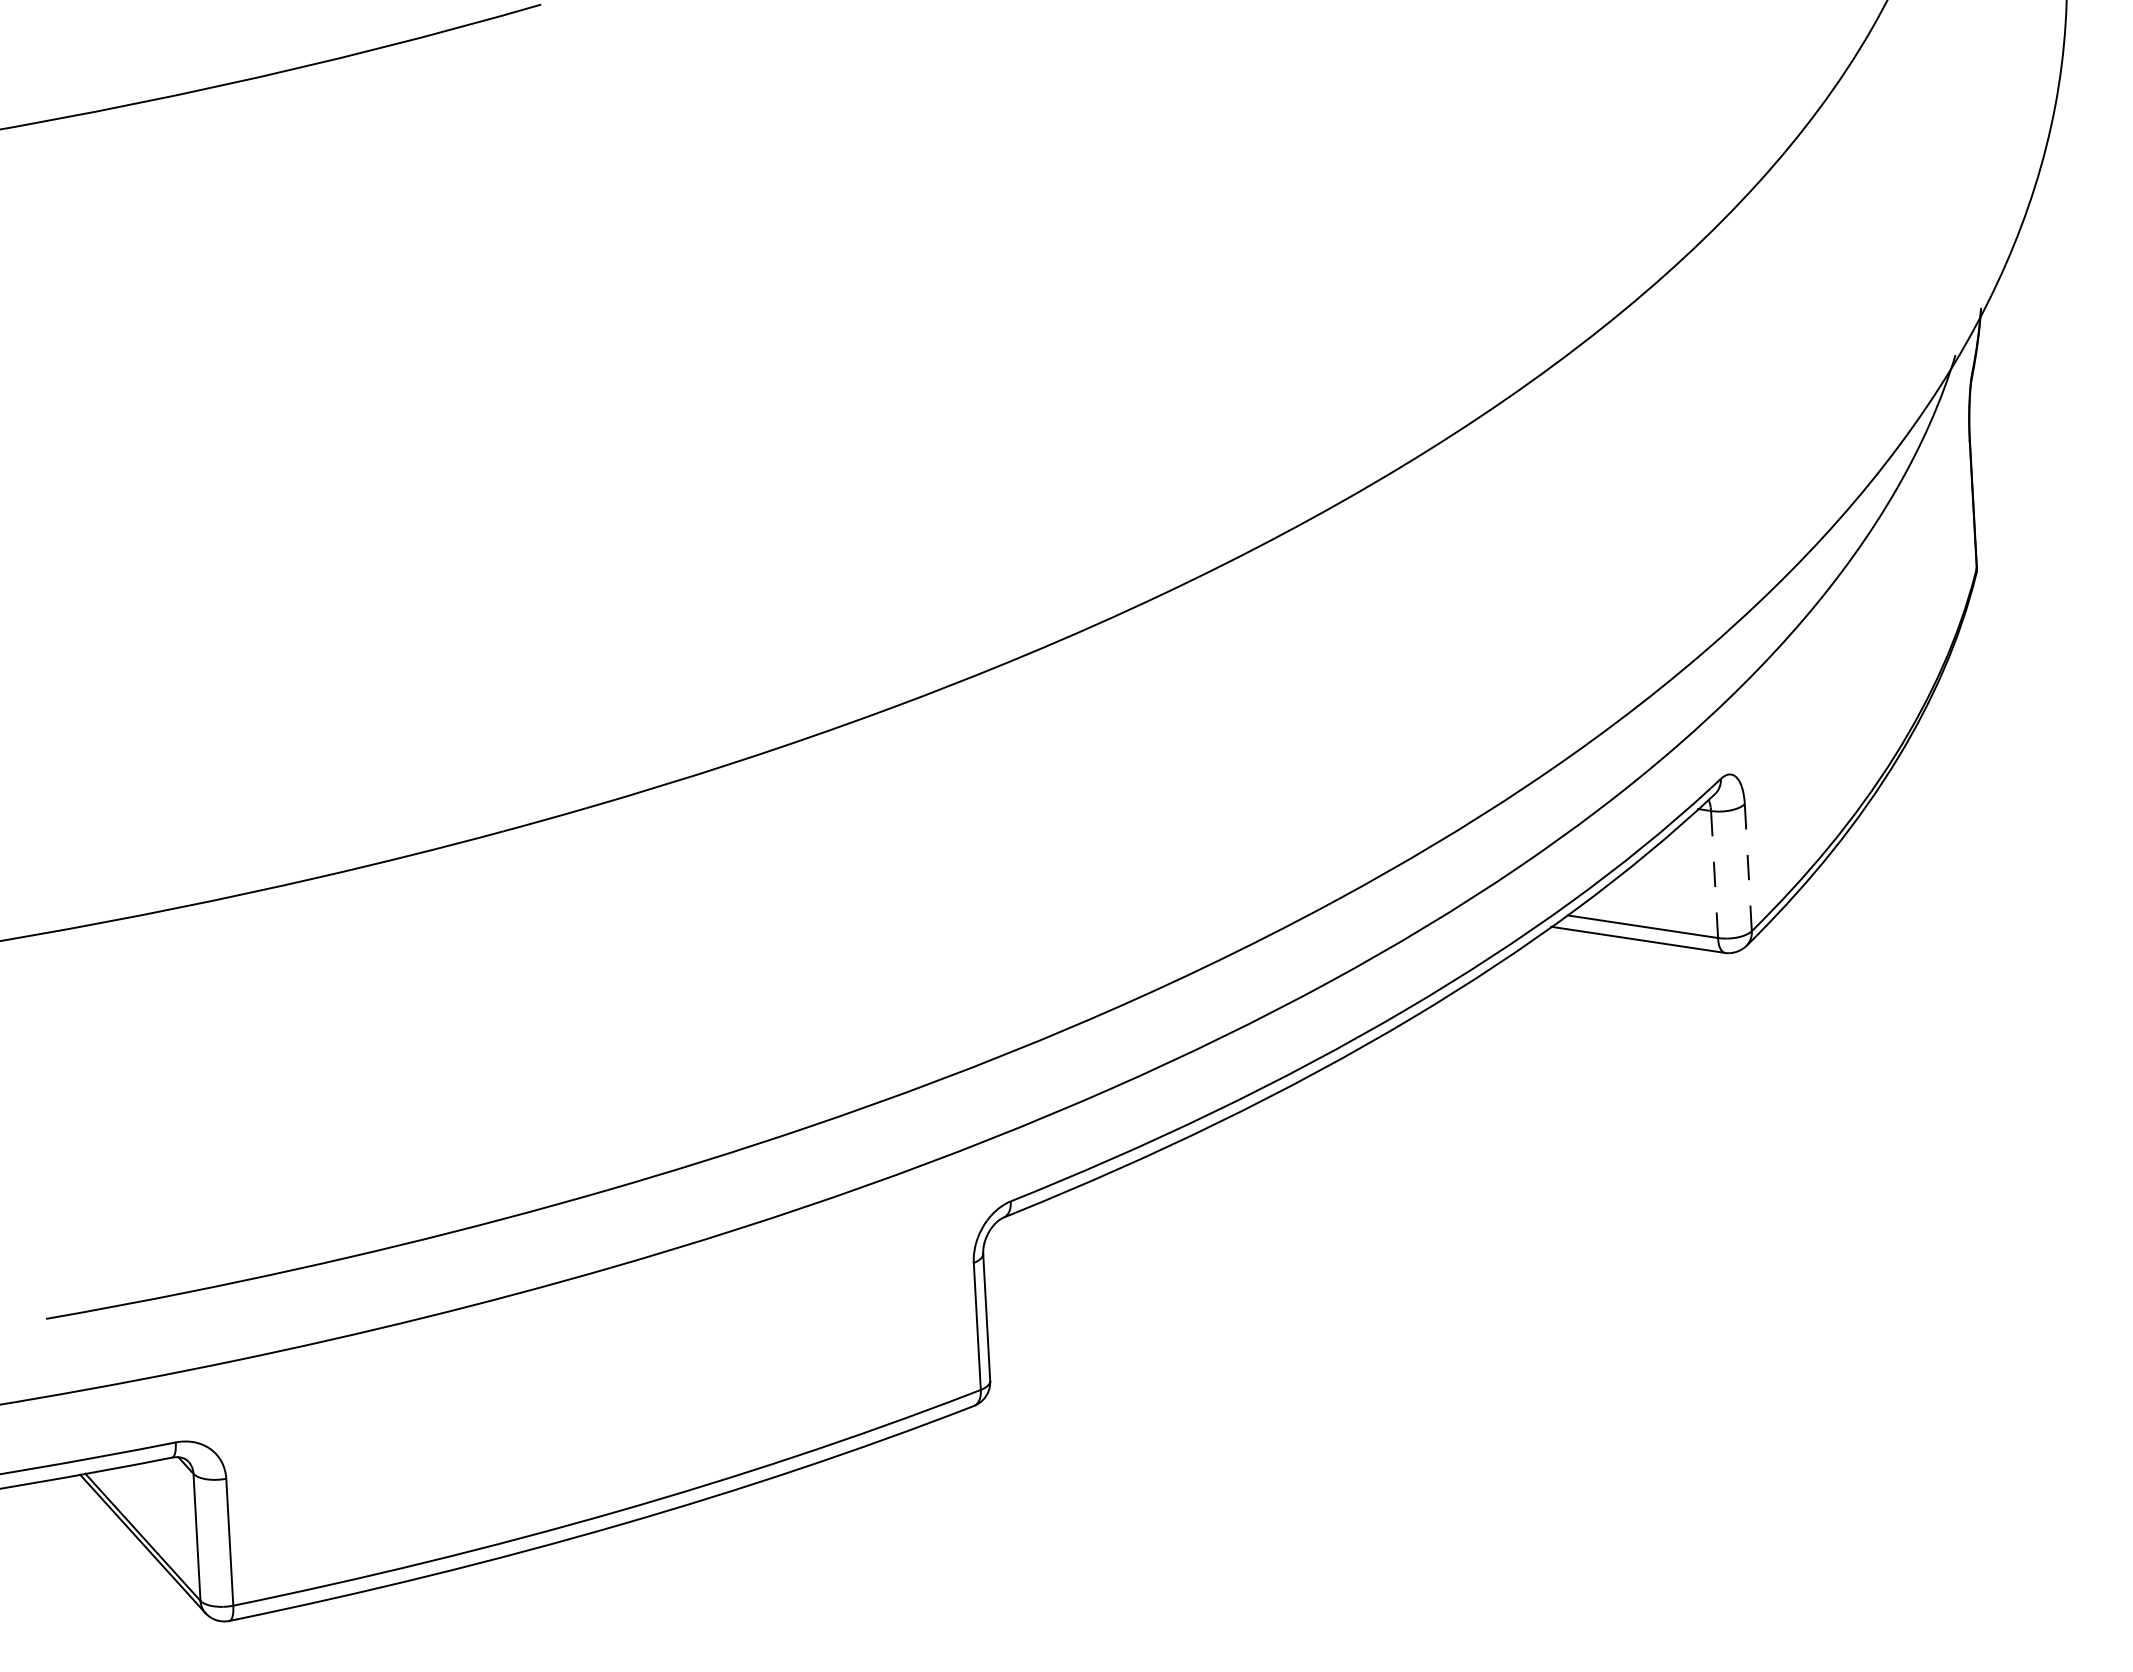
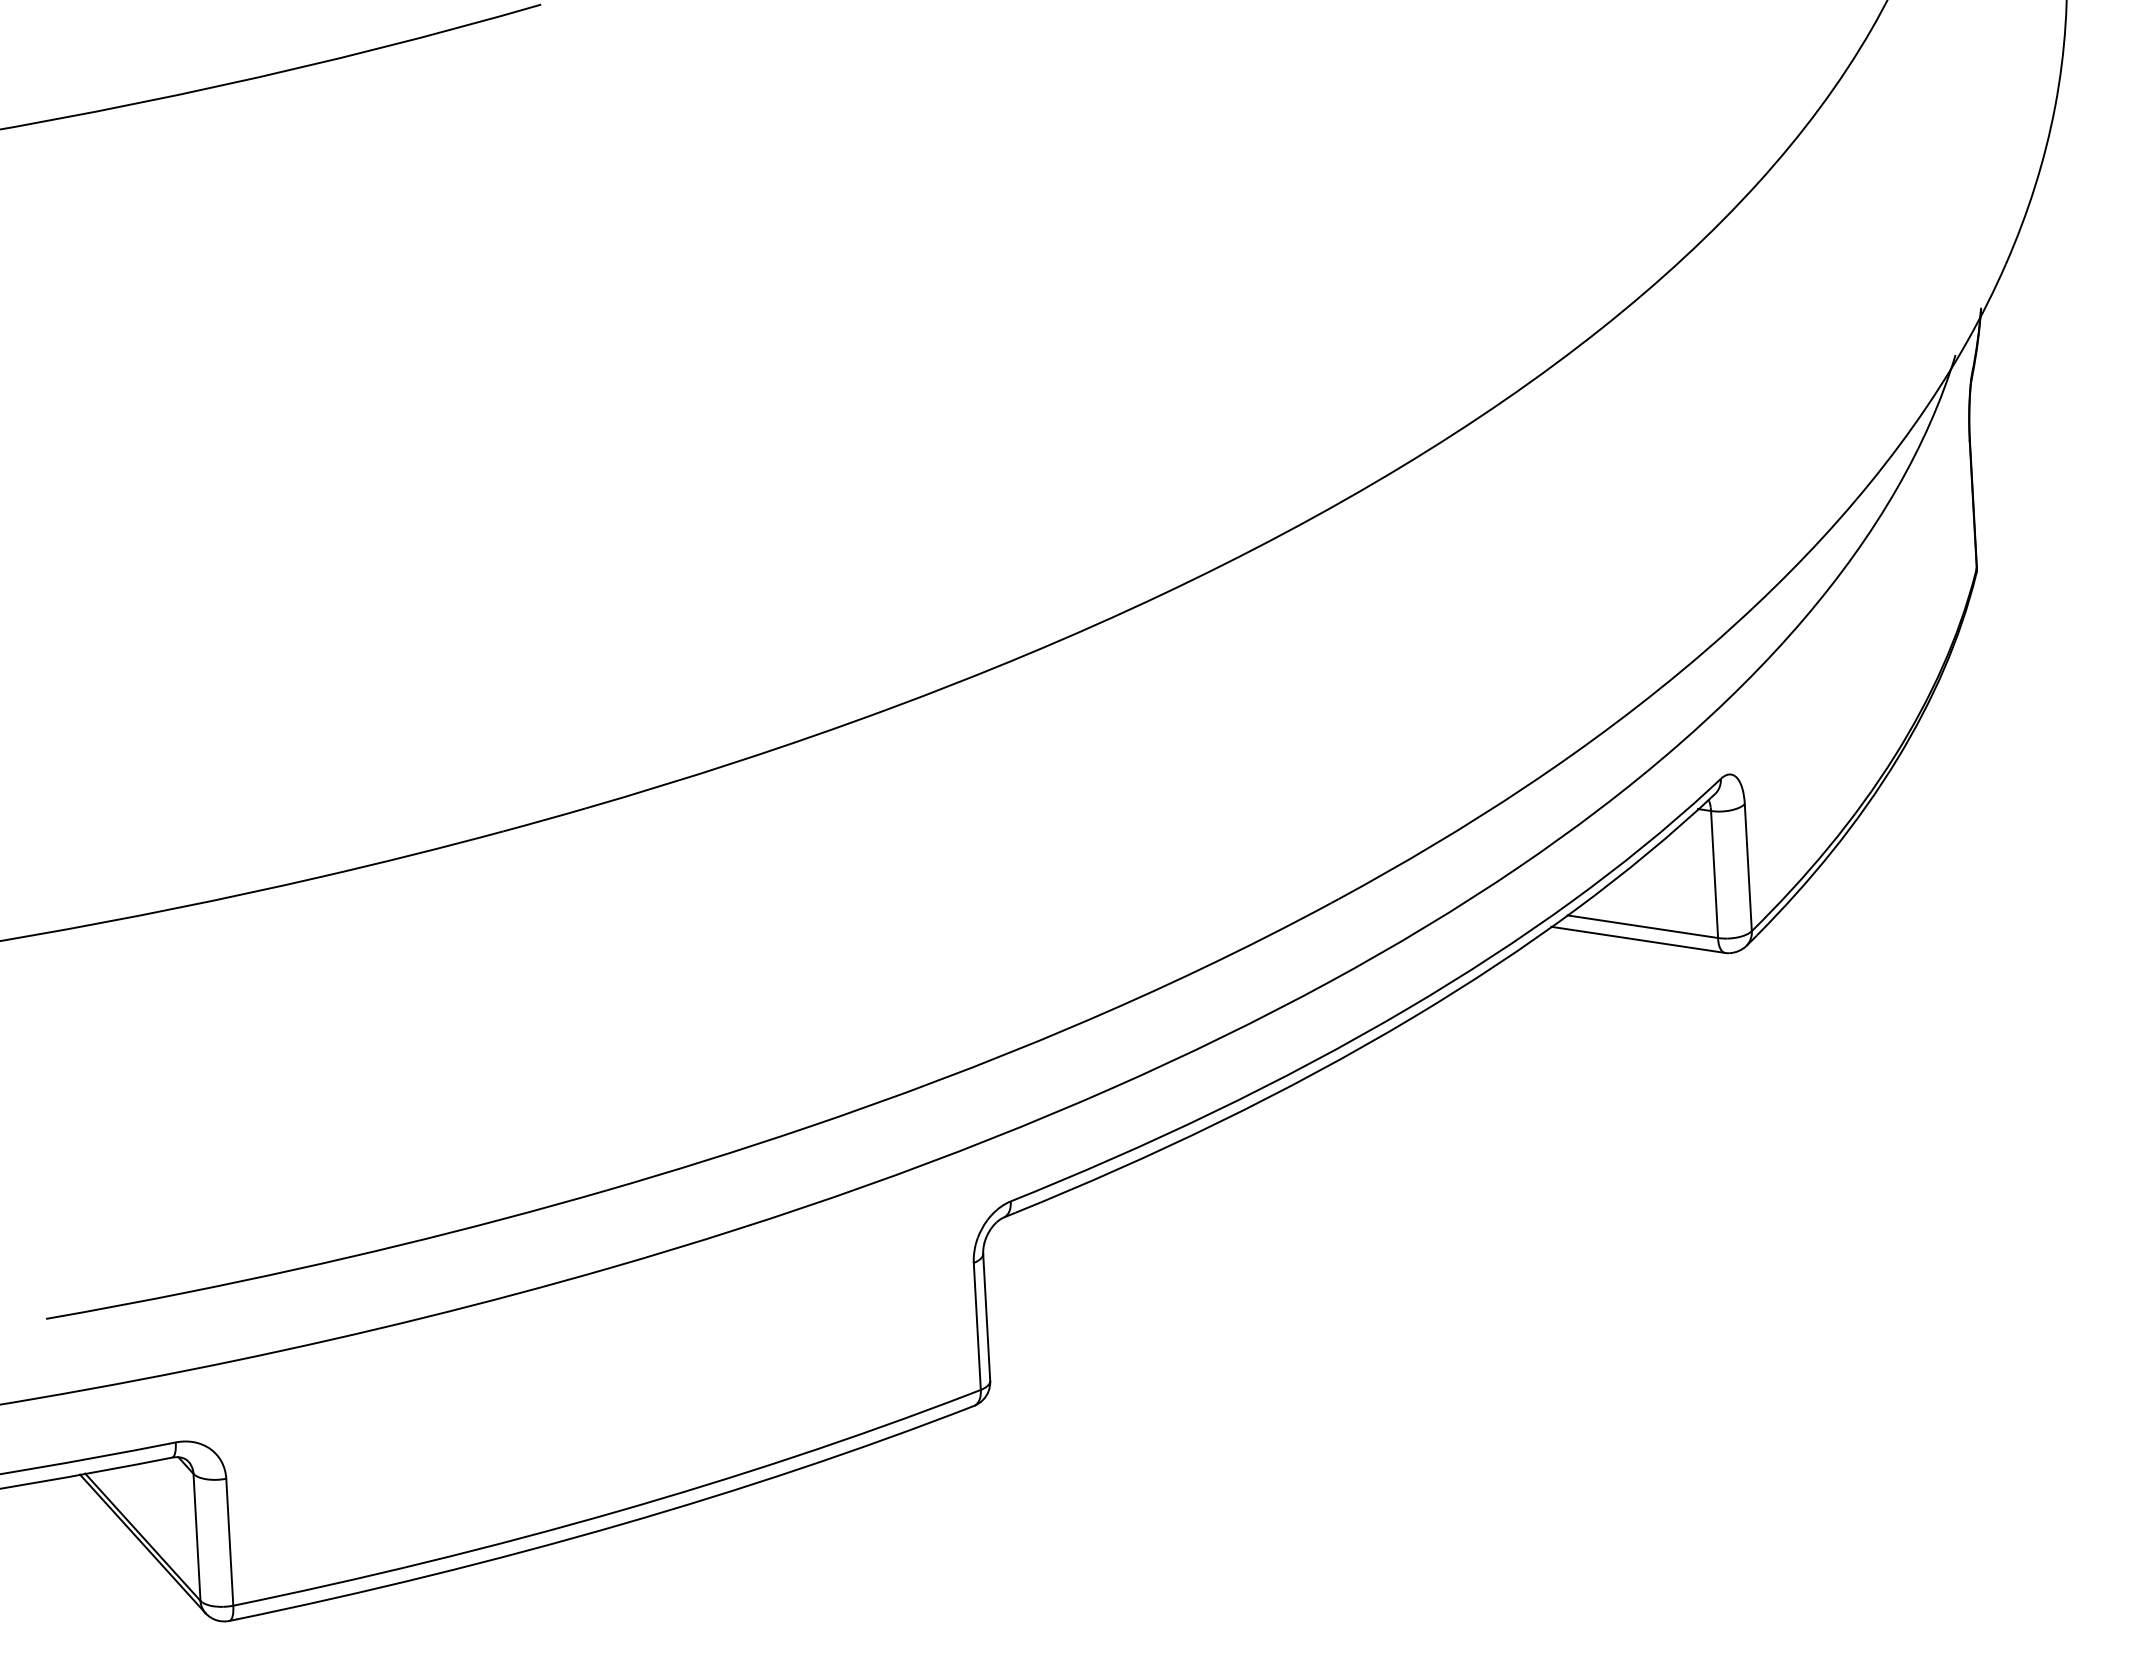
line: dashed -> solid (1748, 867)
line: dashed -> solid (1714, 874)
